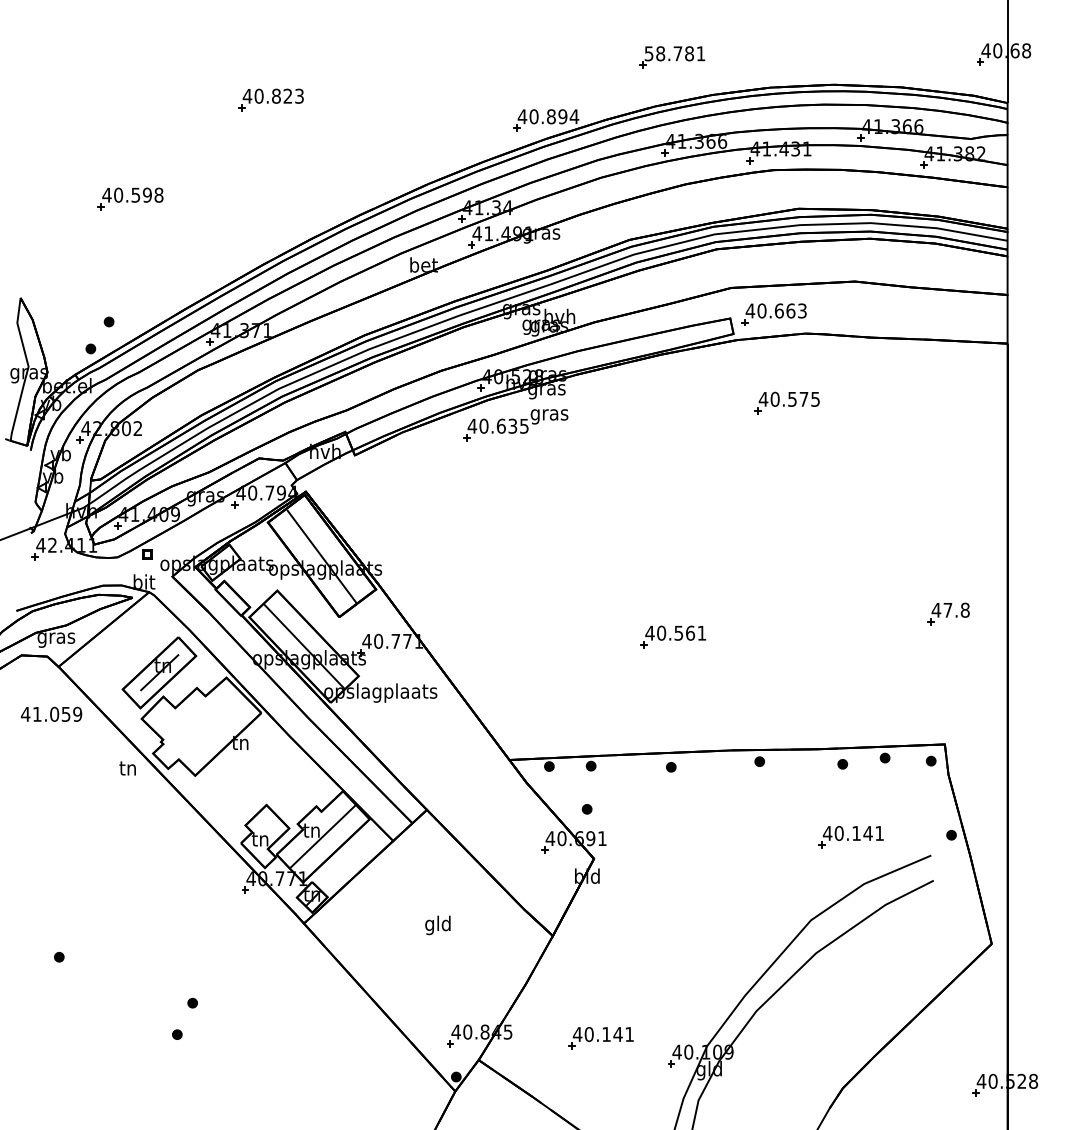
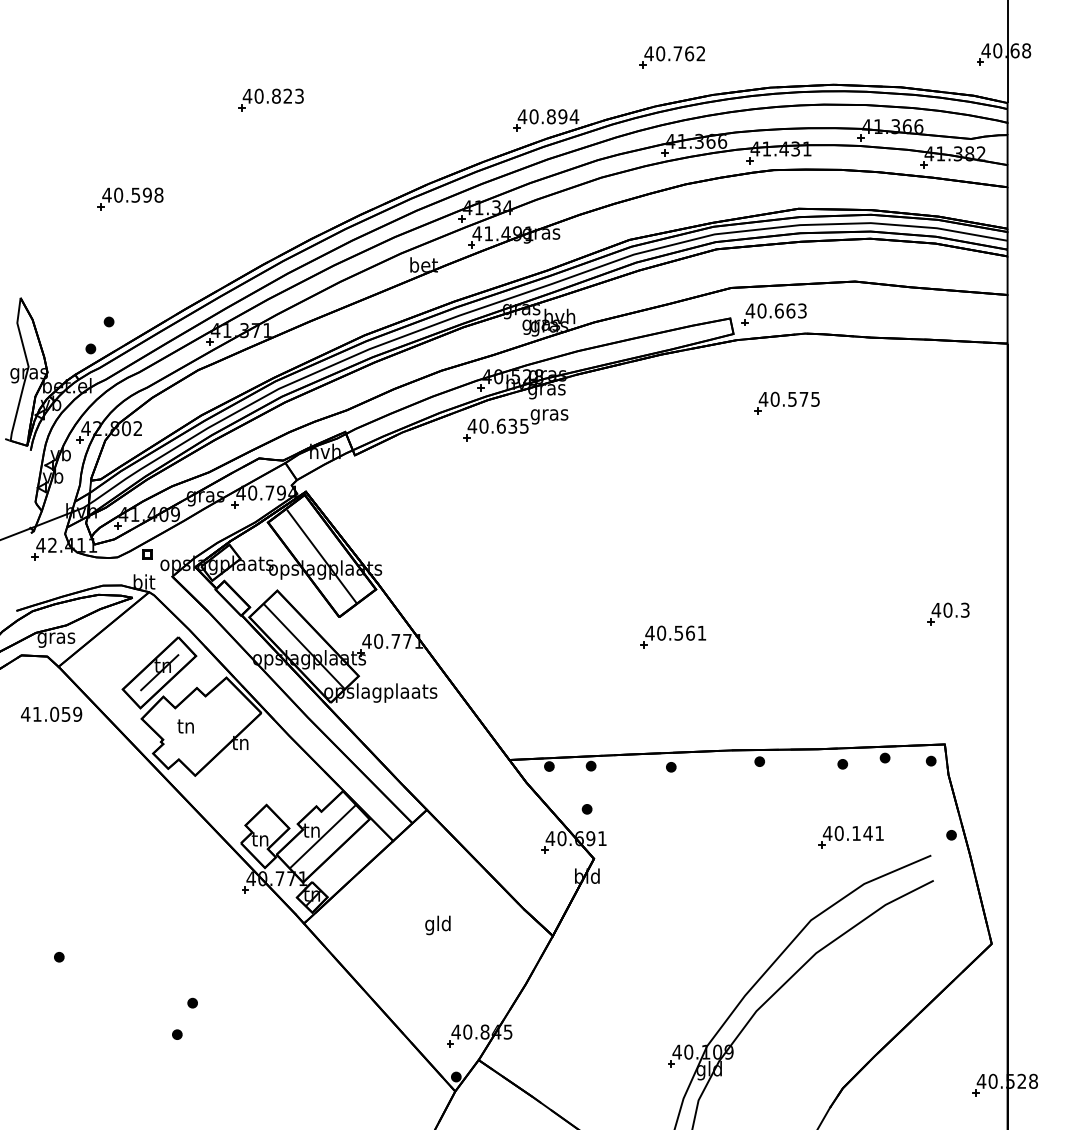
text: 58.781 -> 40.762 (674, 53)
text: 47.8 -> 40.3 (956, 609)
text position: (127, 768) -> (185, 726) (185, 726)
part: present -> none (600, 1038)
